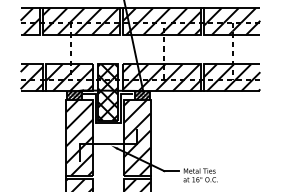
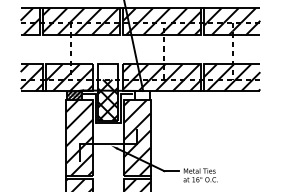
hatch: present -> none (108, 71)
hatch: present -> none (142, 95)
